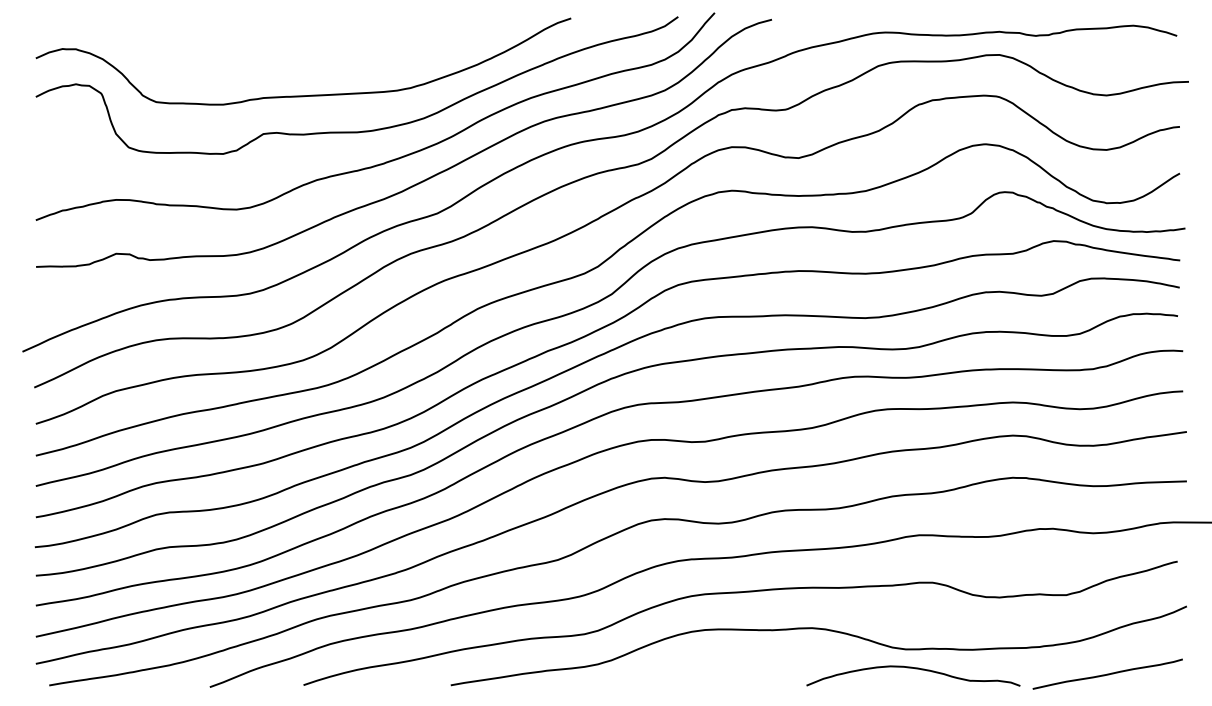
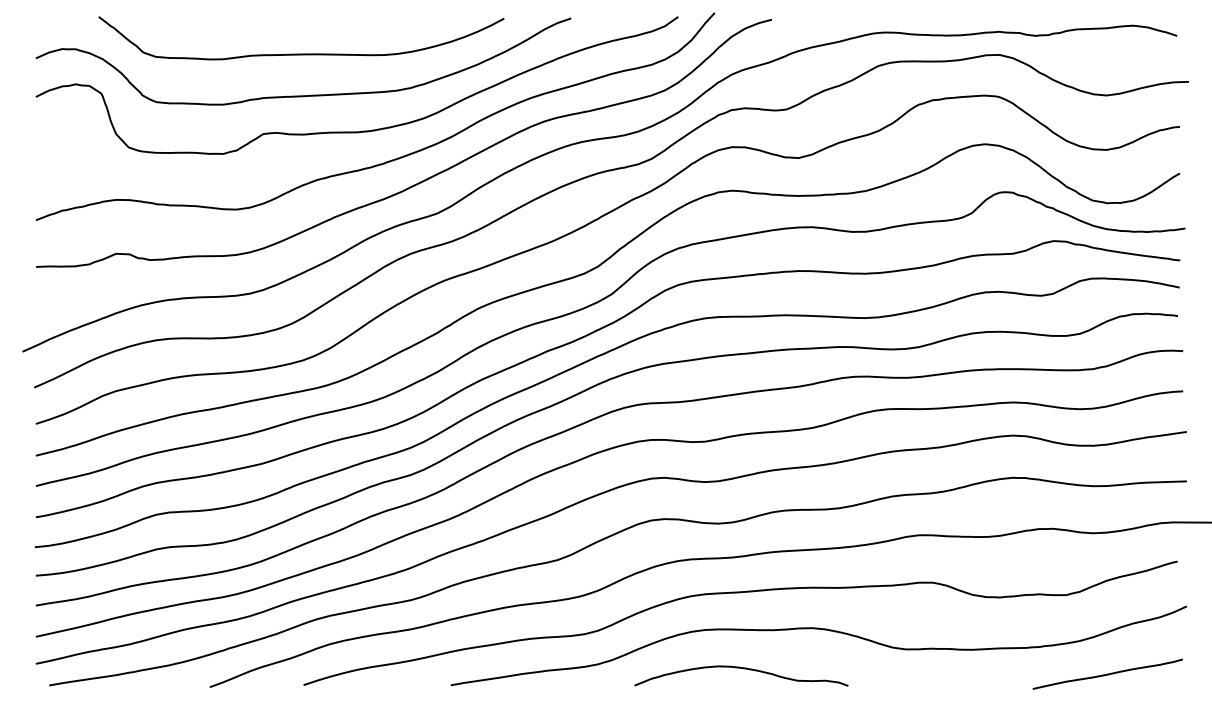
curve: none -> present (301, 53)
curve position: (915, 669) -> (743, 669) (743, 669)
